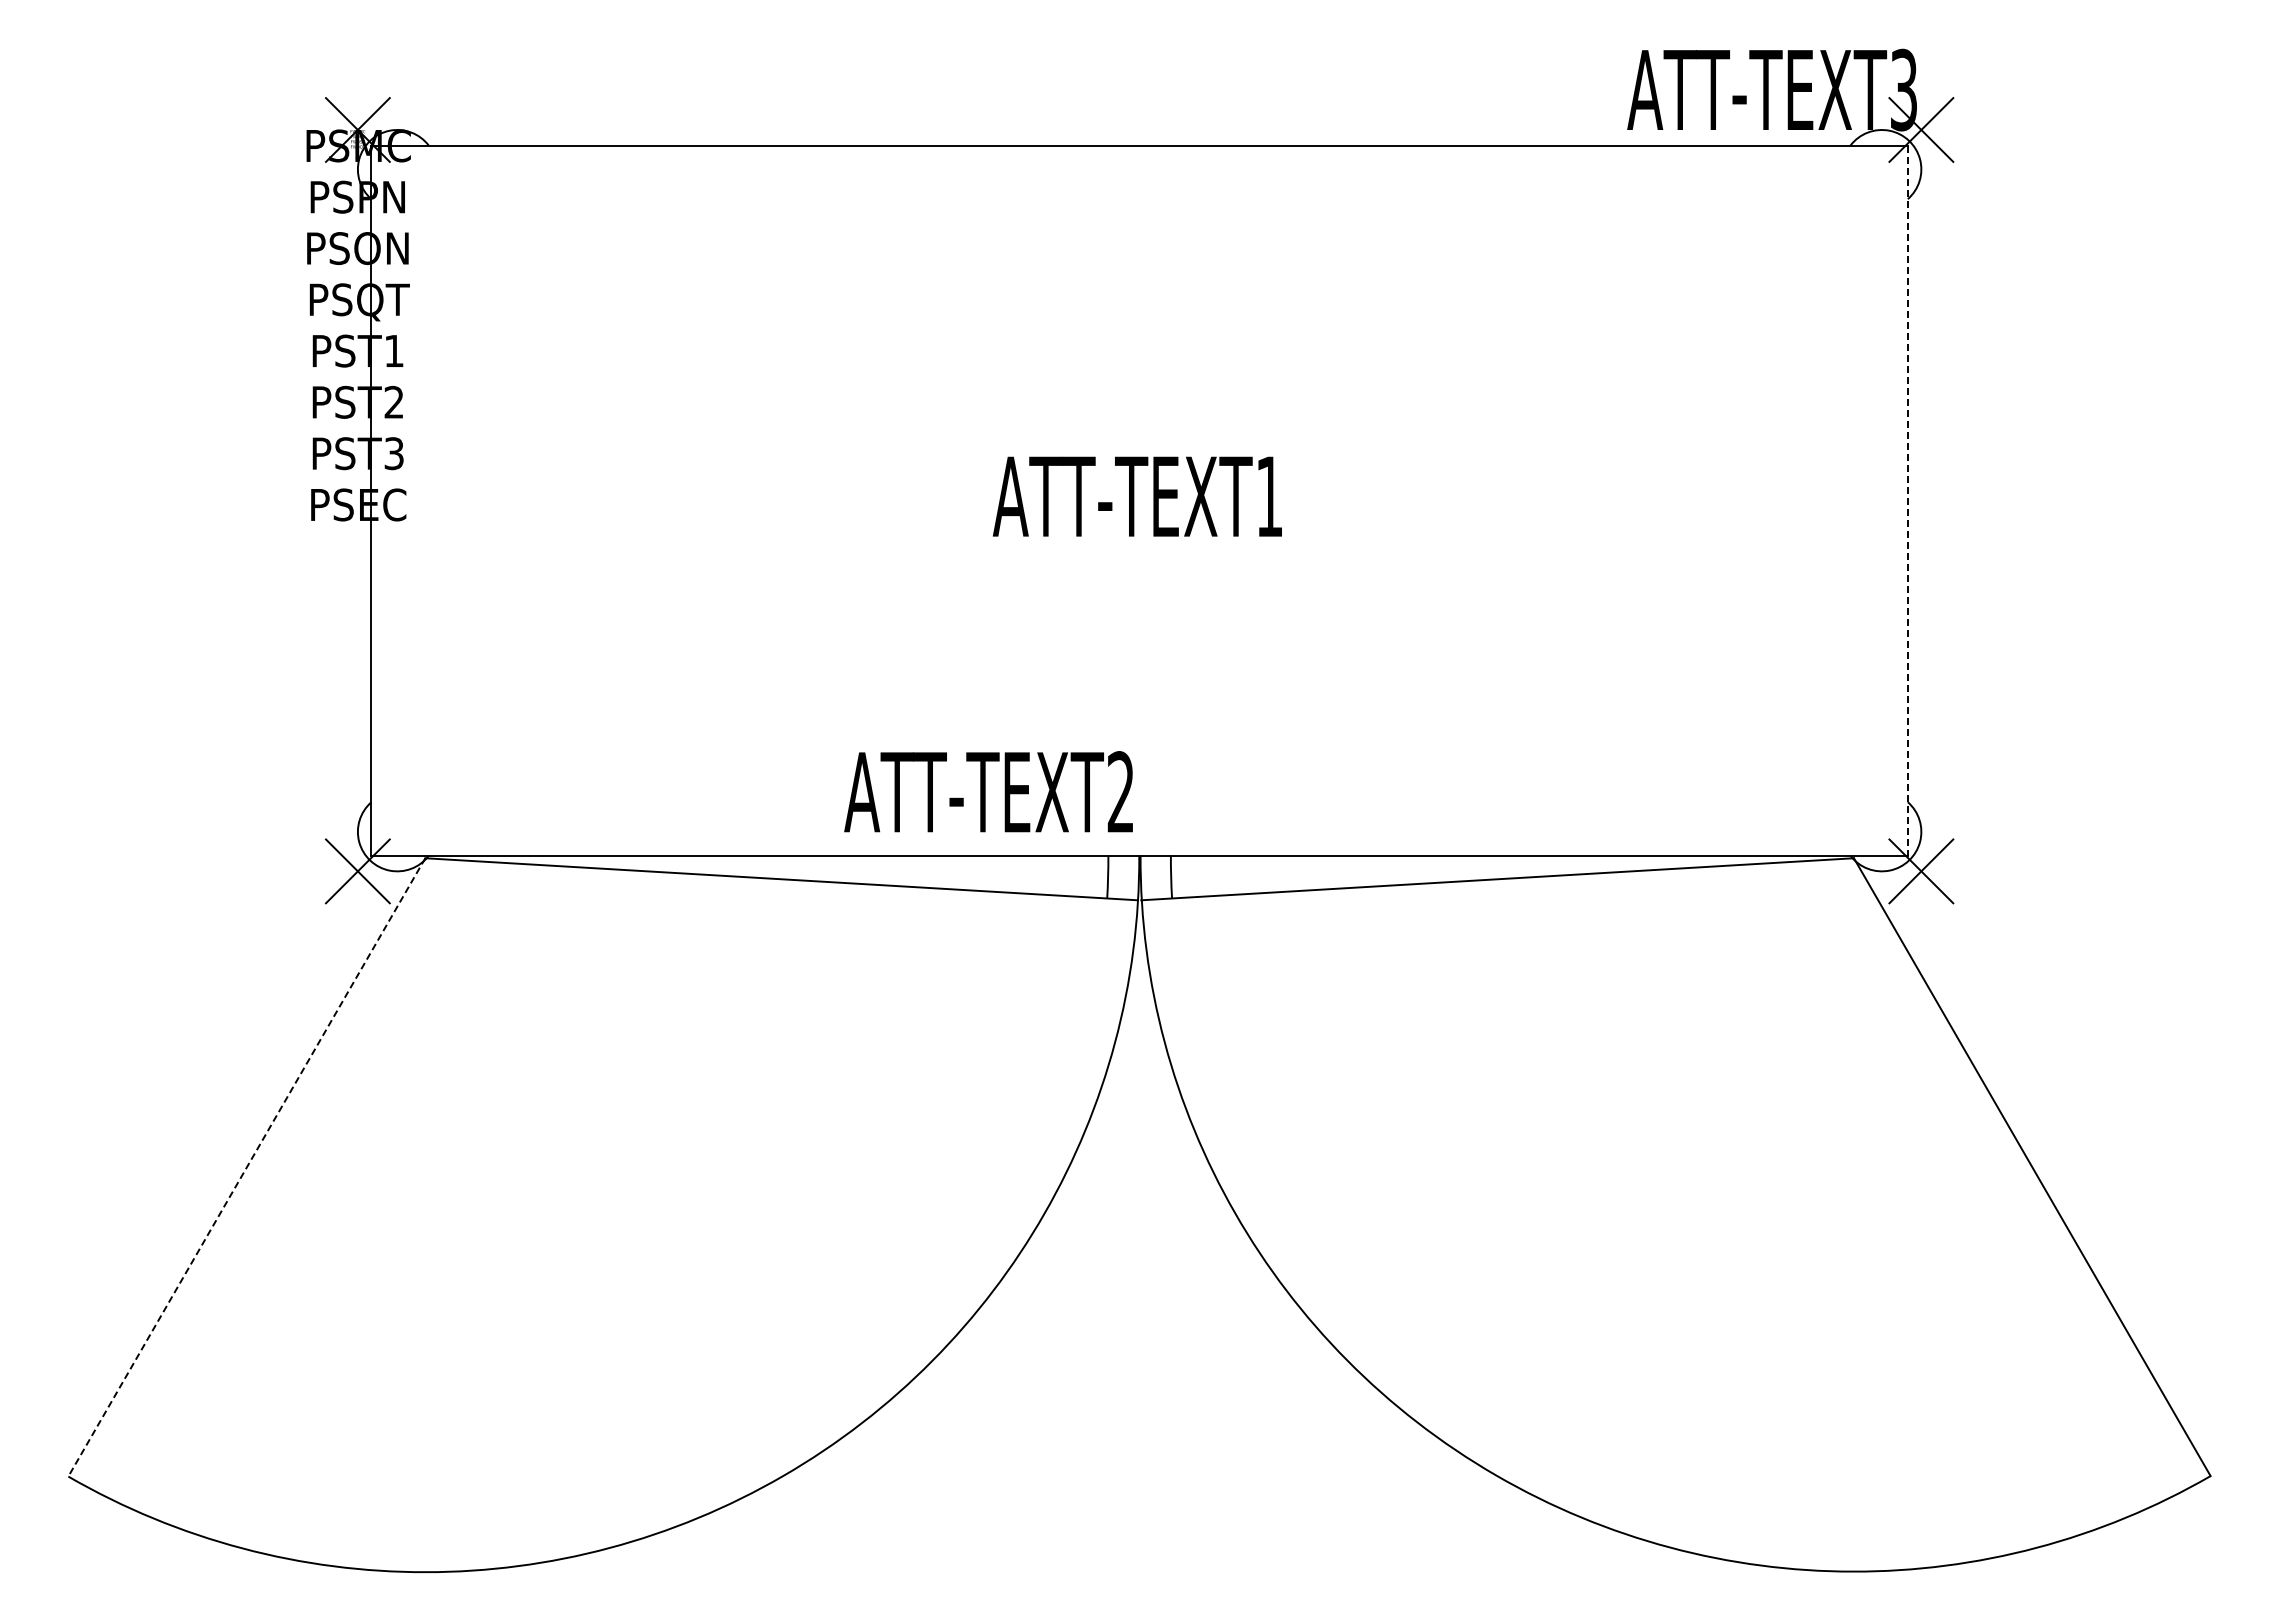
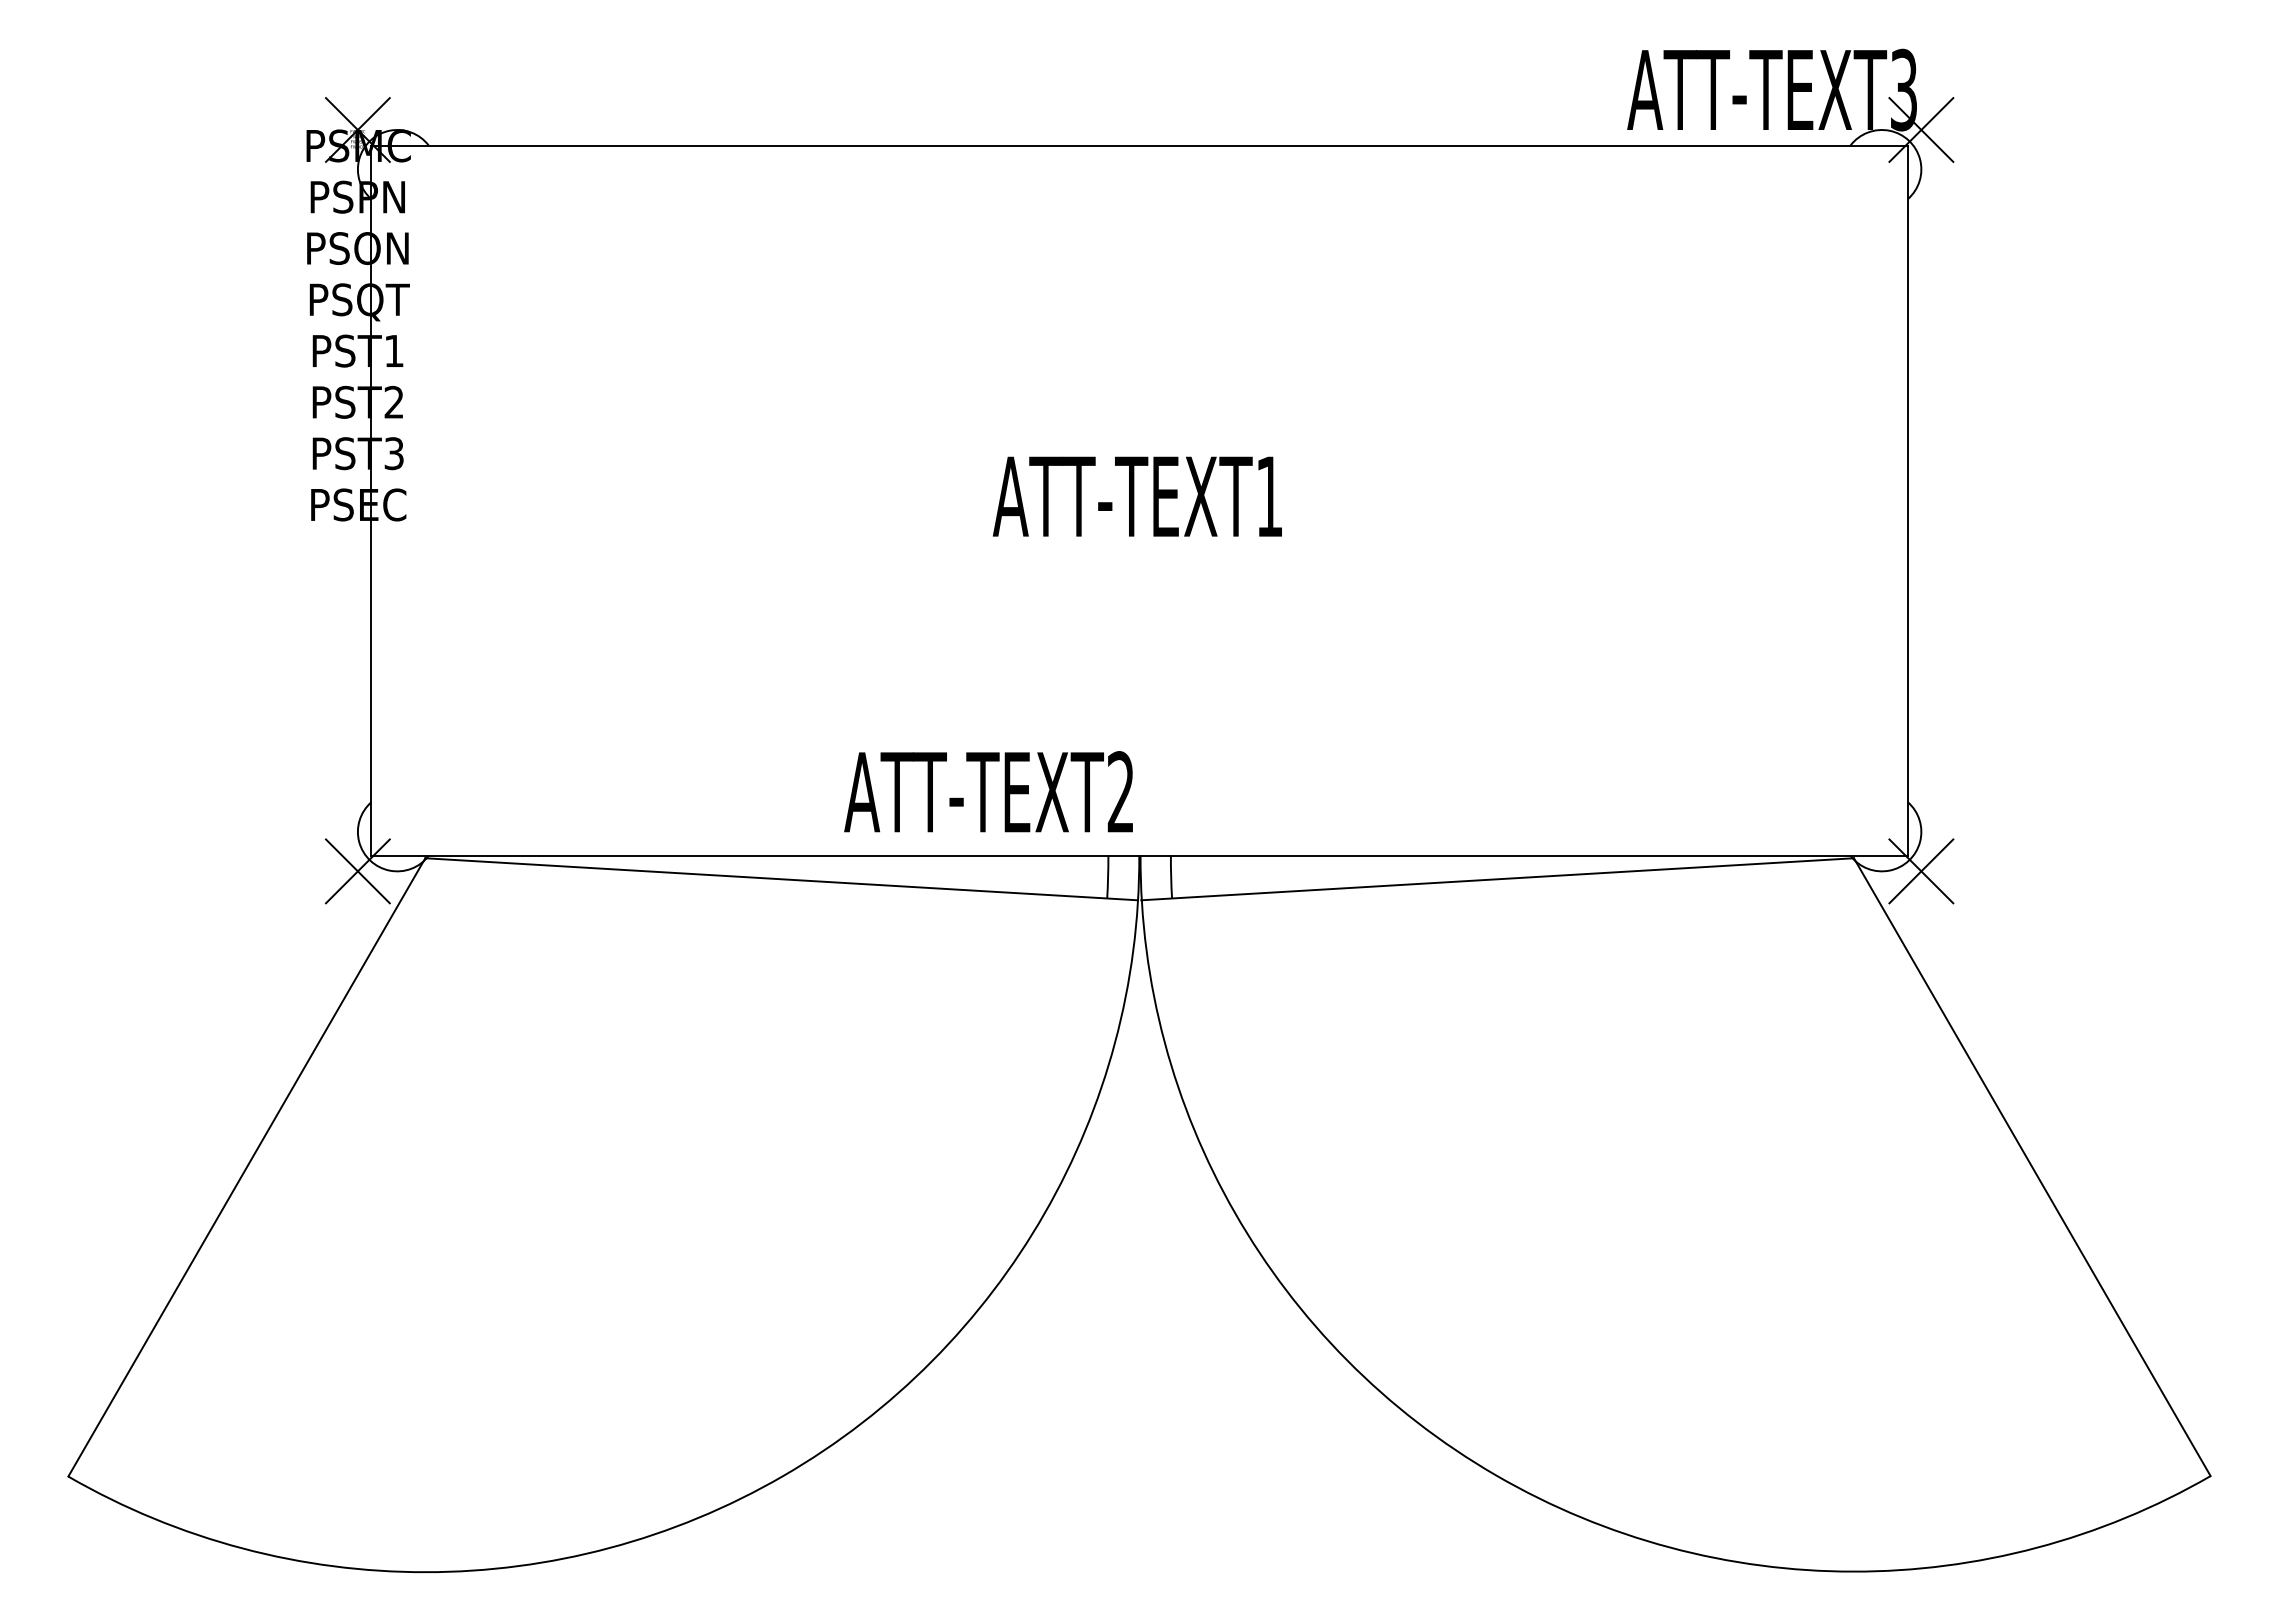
line: dashed -> solid (1907, 501)
line: dashed -> solid (246, 1167)
